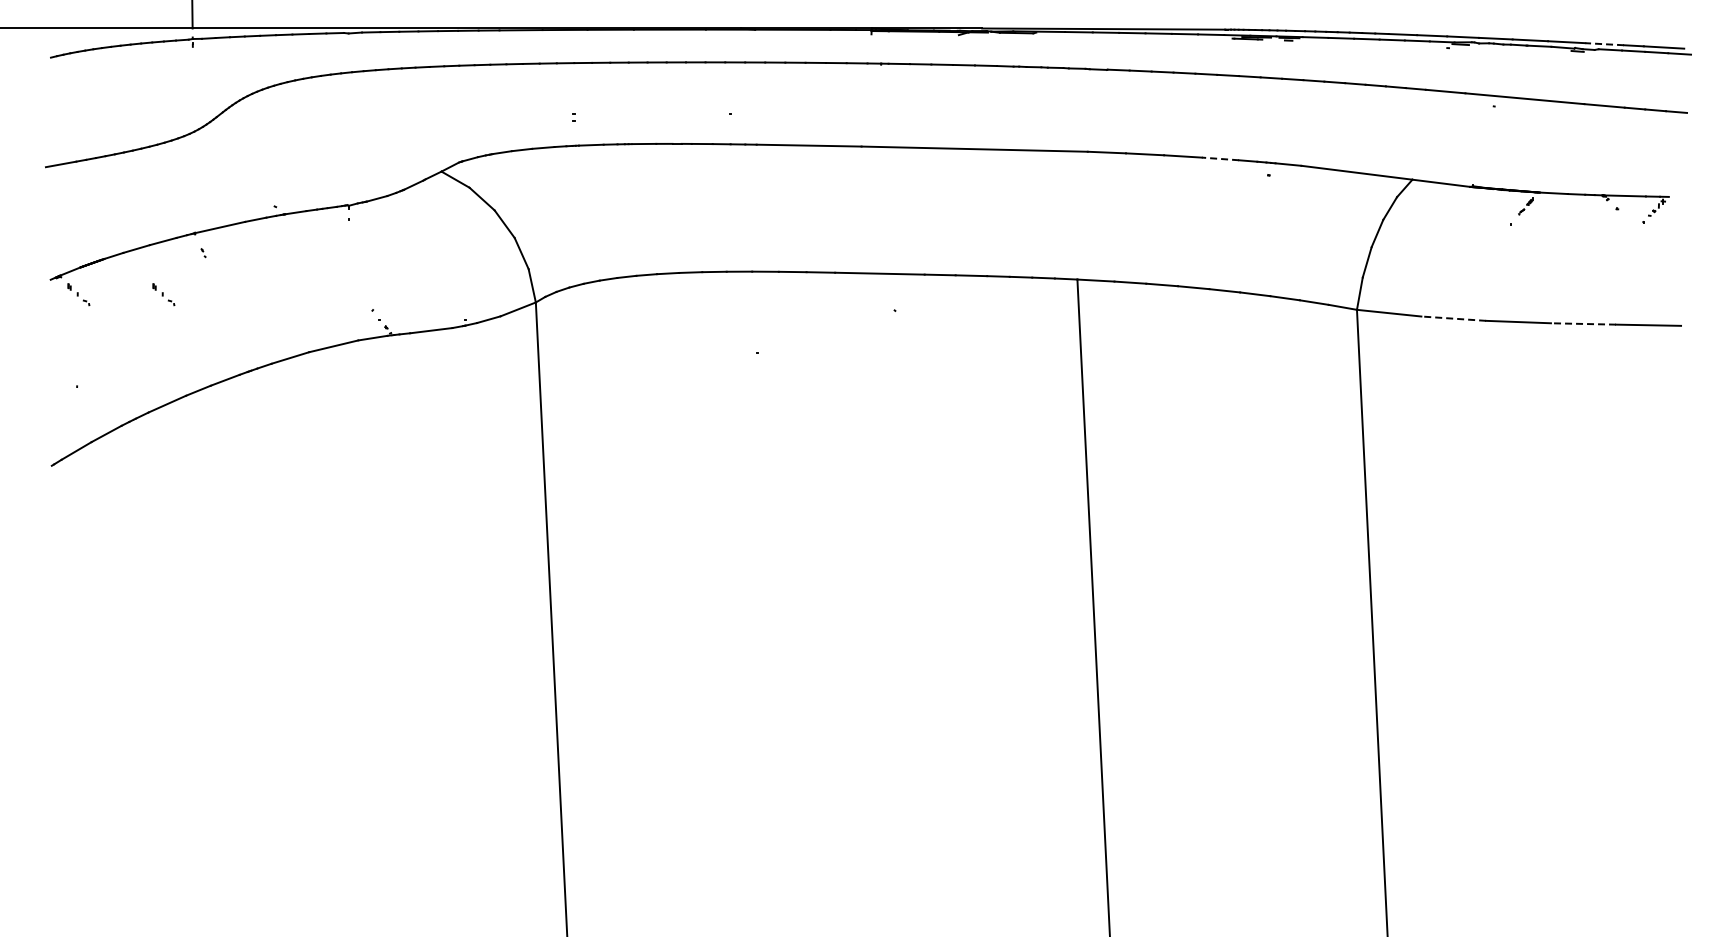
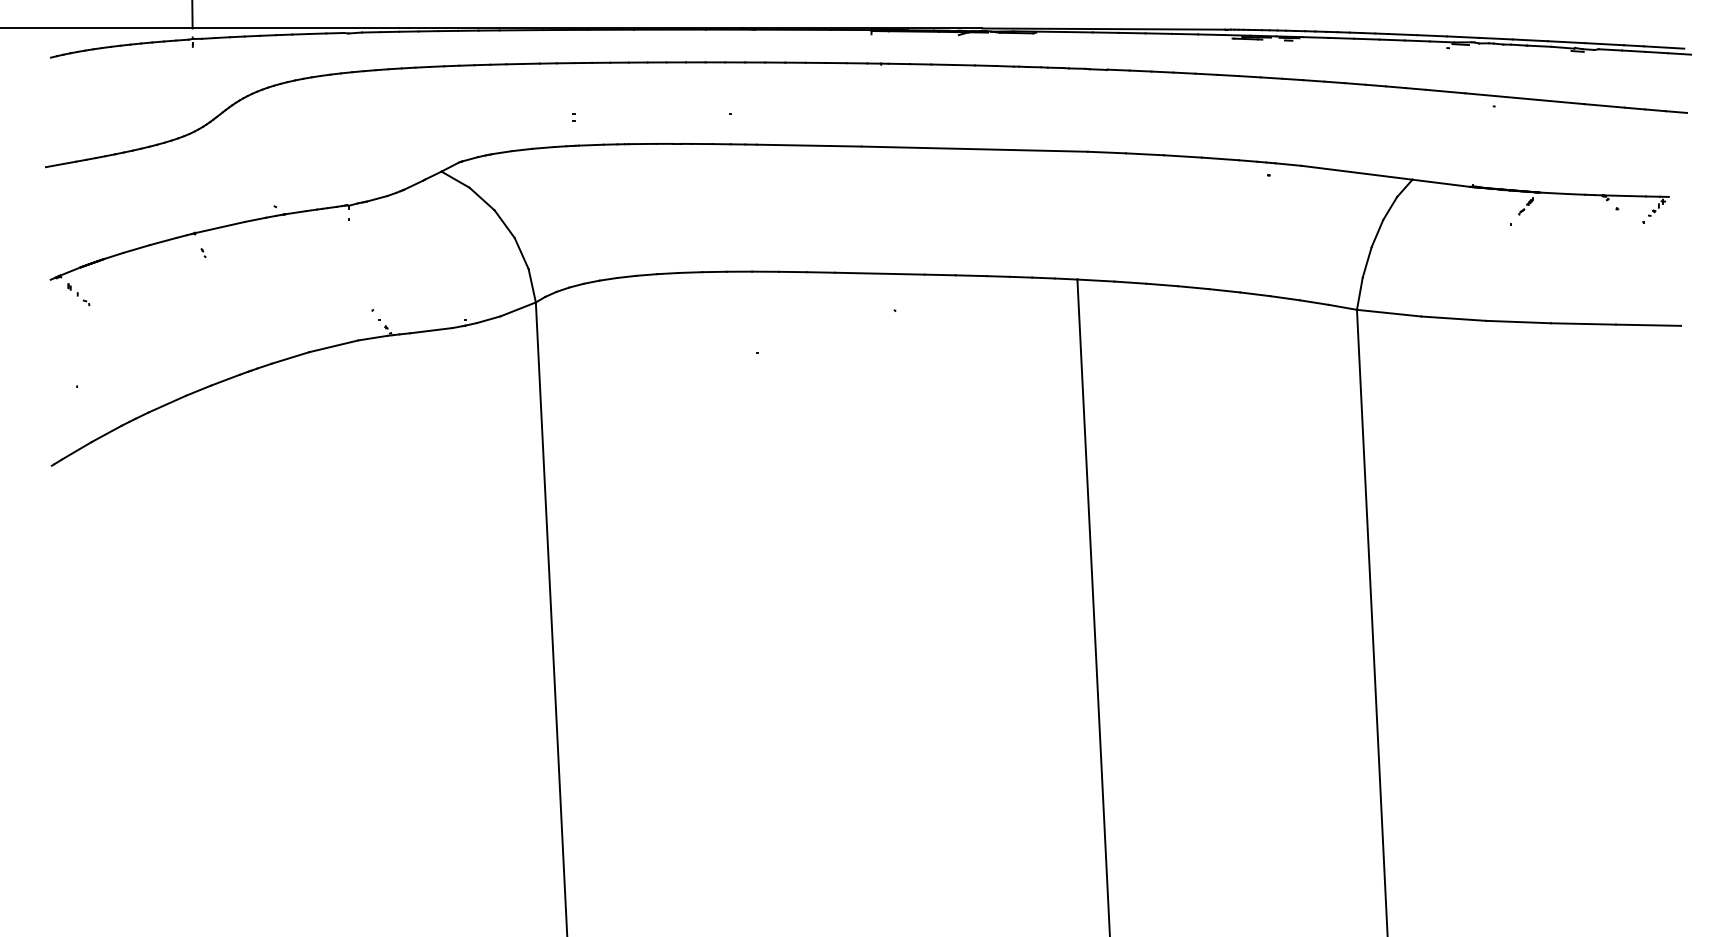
line: dashed -> solid (1604, 44)
line: dashed -> solid (1220, 158)
part: present -> none (163, 294)
line: dashed -> solid (1453, 318)
line: dashed -> solid (1583, 323)
